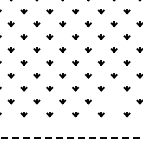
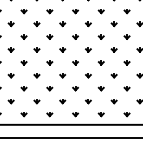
part: none -> present (113, 101)
line: none -> present (70, 124)
line: dashed -> solid (71, 137)
